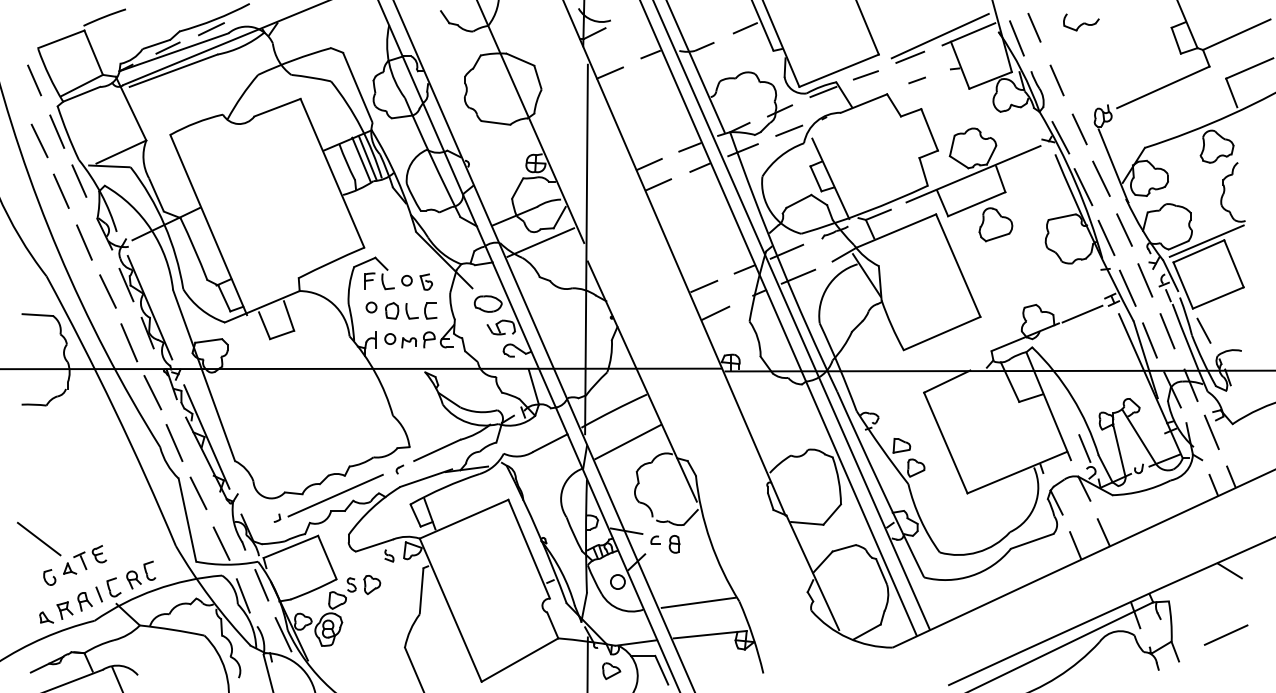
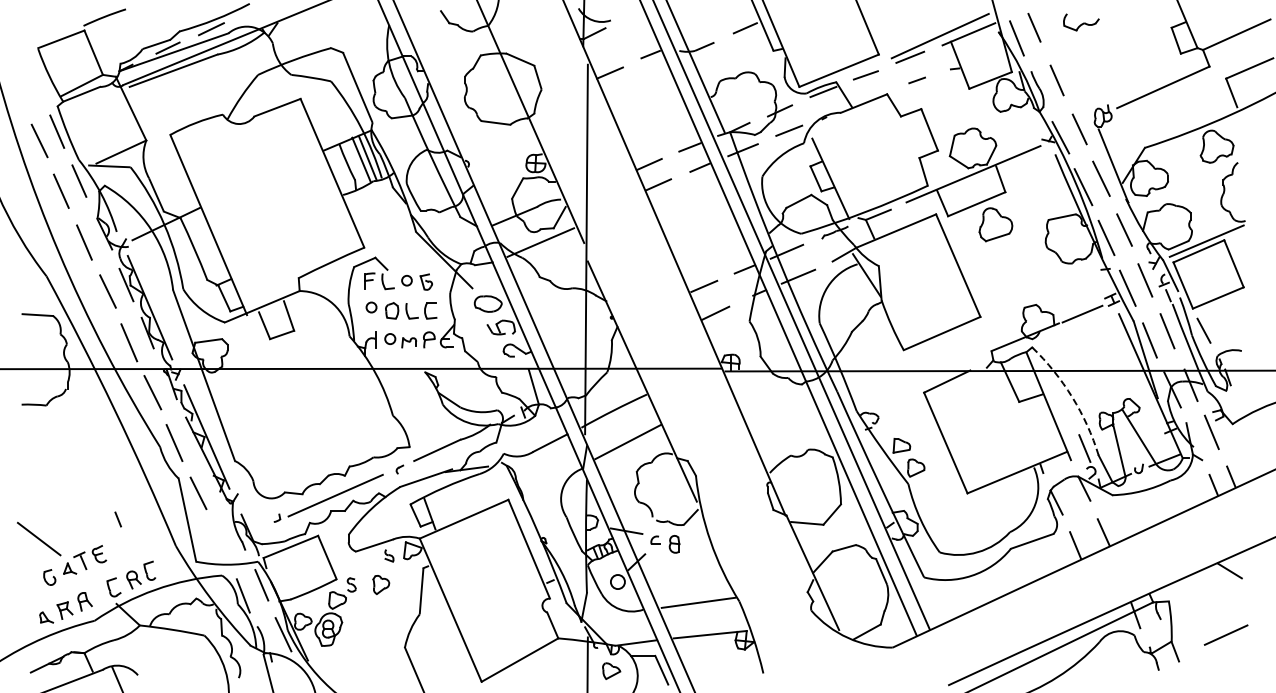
line: present -> none (34, 80)
arc: solid -> dashed (1072, 397)
line: present -> none (221, 543)
part position: (372, 584) -> (381, 584) (381, 584)
line position: (98, 594) -> (117, 519) (117, 519)
